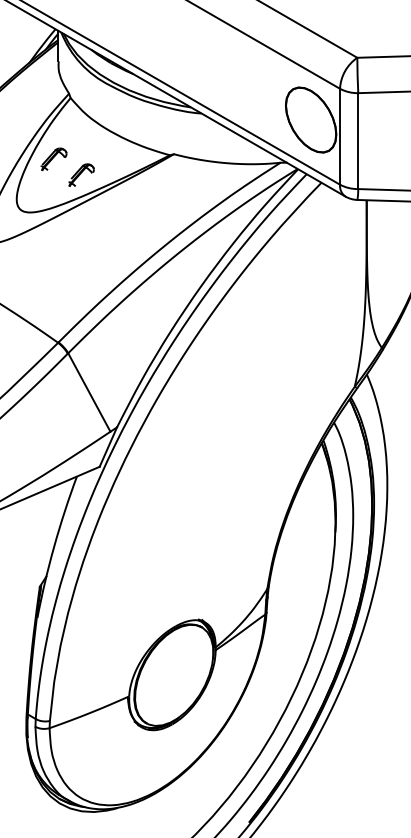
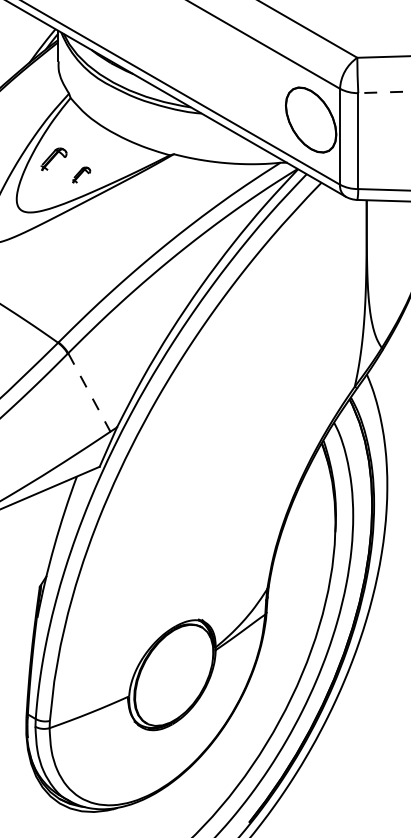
line: solid -> dashed (384, 92)
part size: 27x24 px -> 20x18 px (81, 174)
line: solid -> dashed (89, 392)
